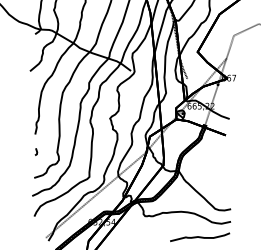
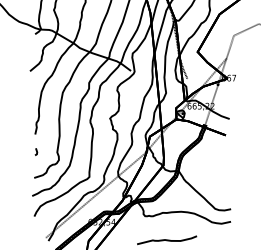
curve position: (200, 237) -> (167, 240) (167, 240)
